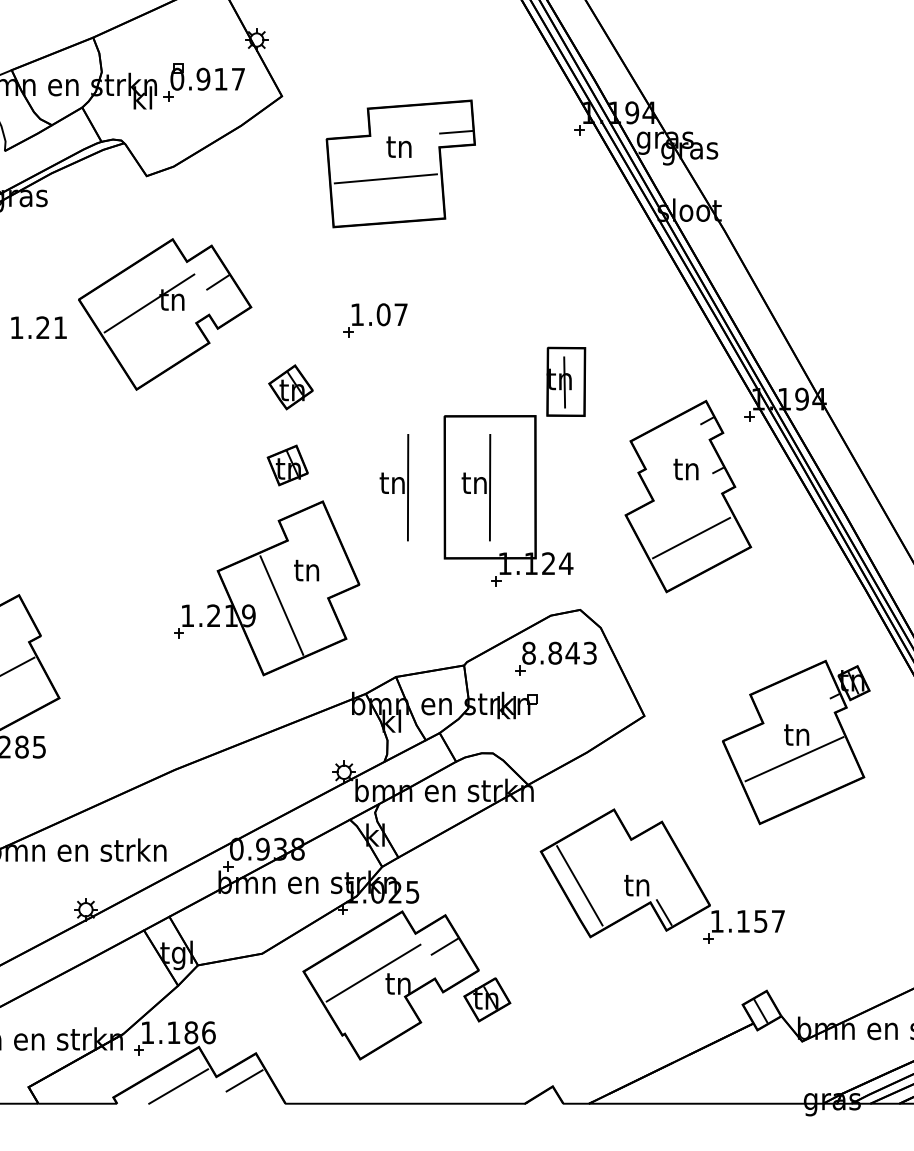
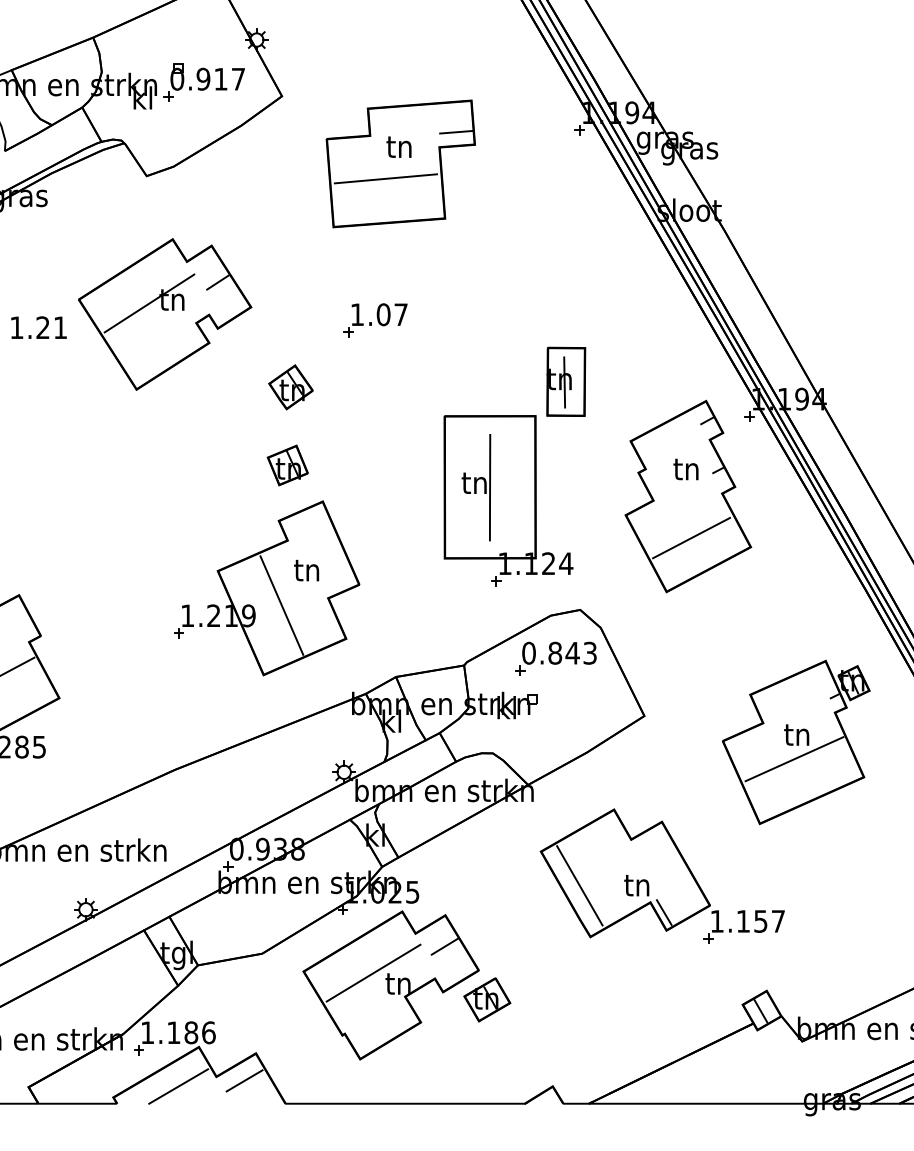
part: present -> none (394, 487)
text: 8.843 -> 0.843 (528, 653)
